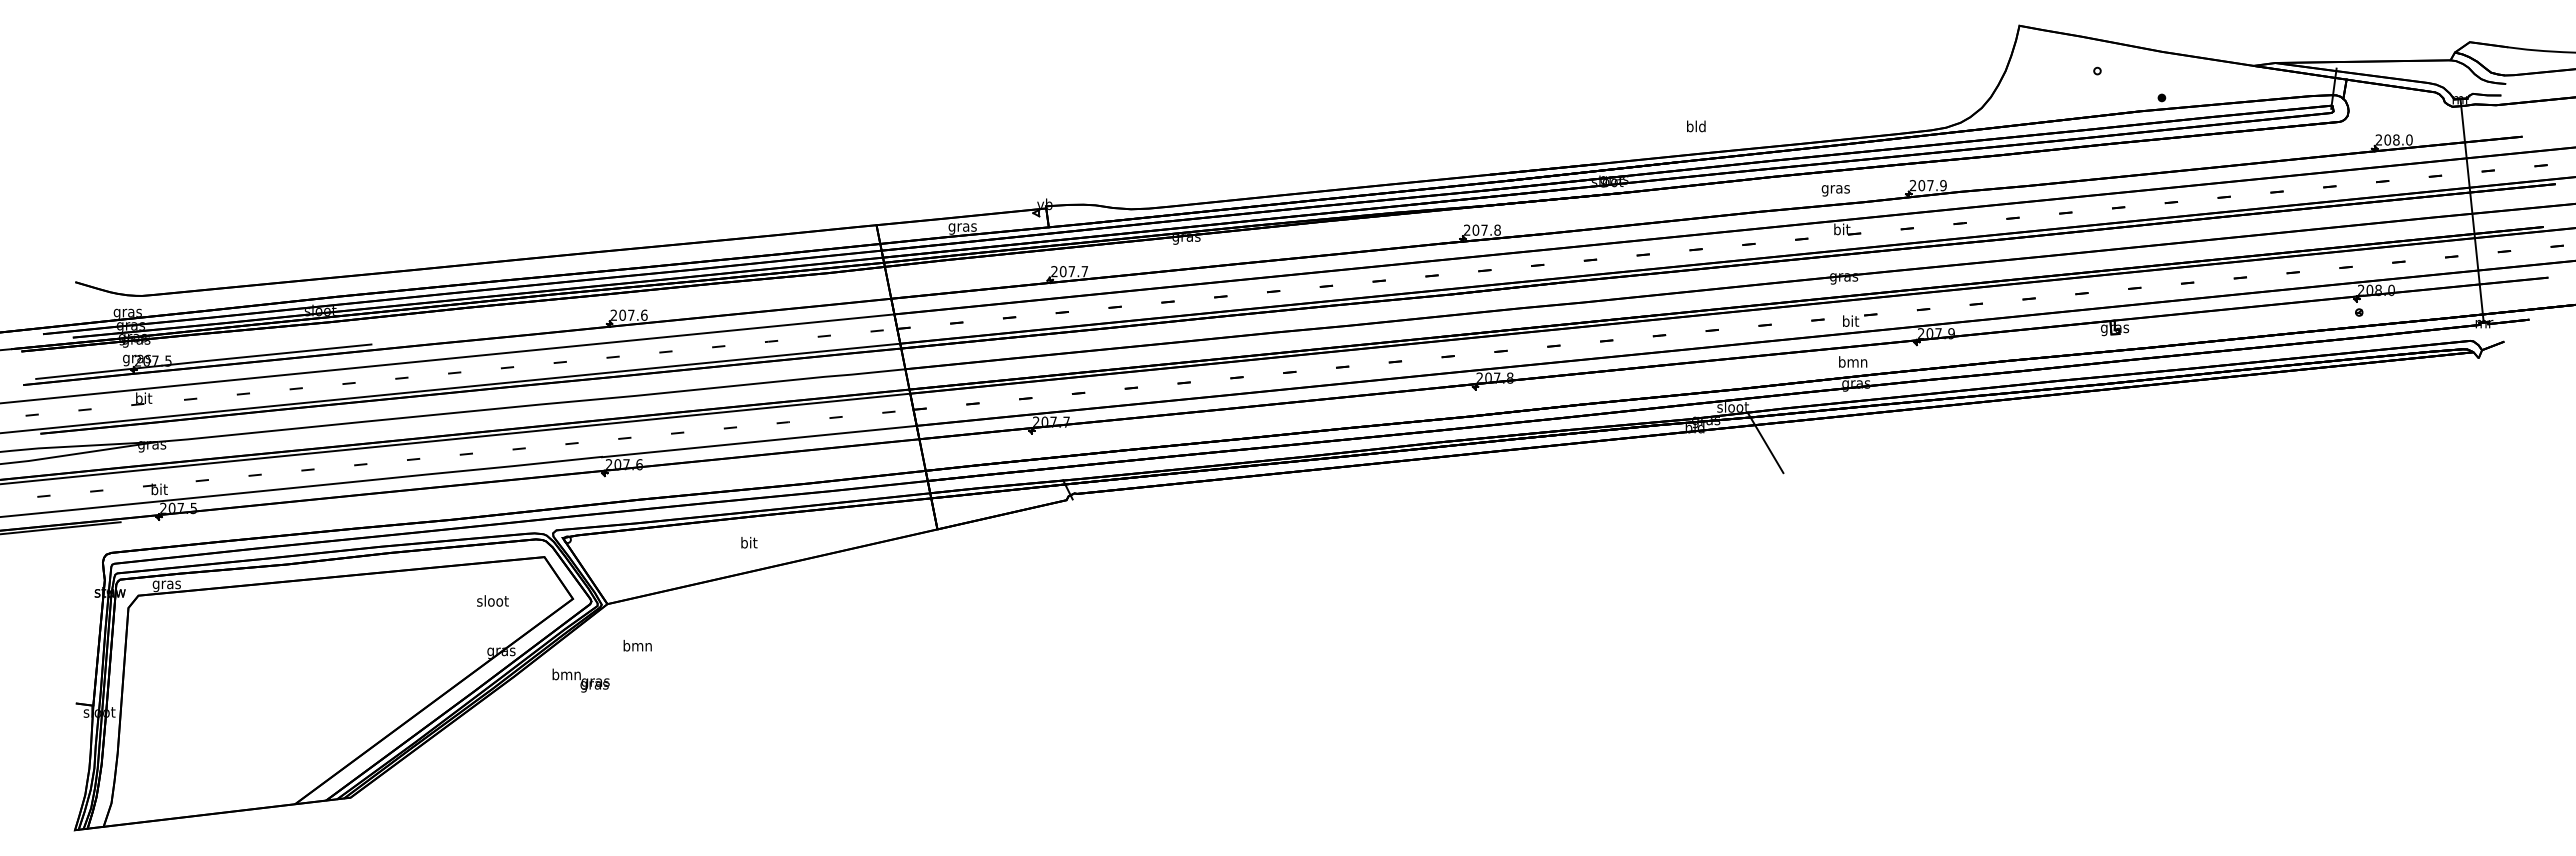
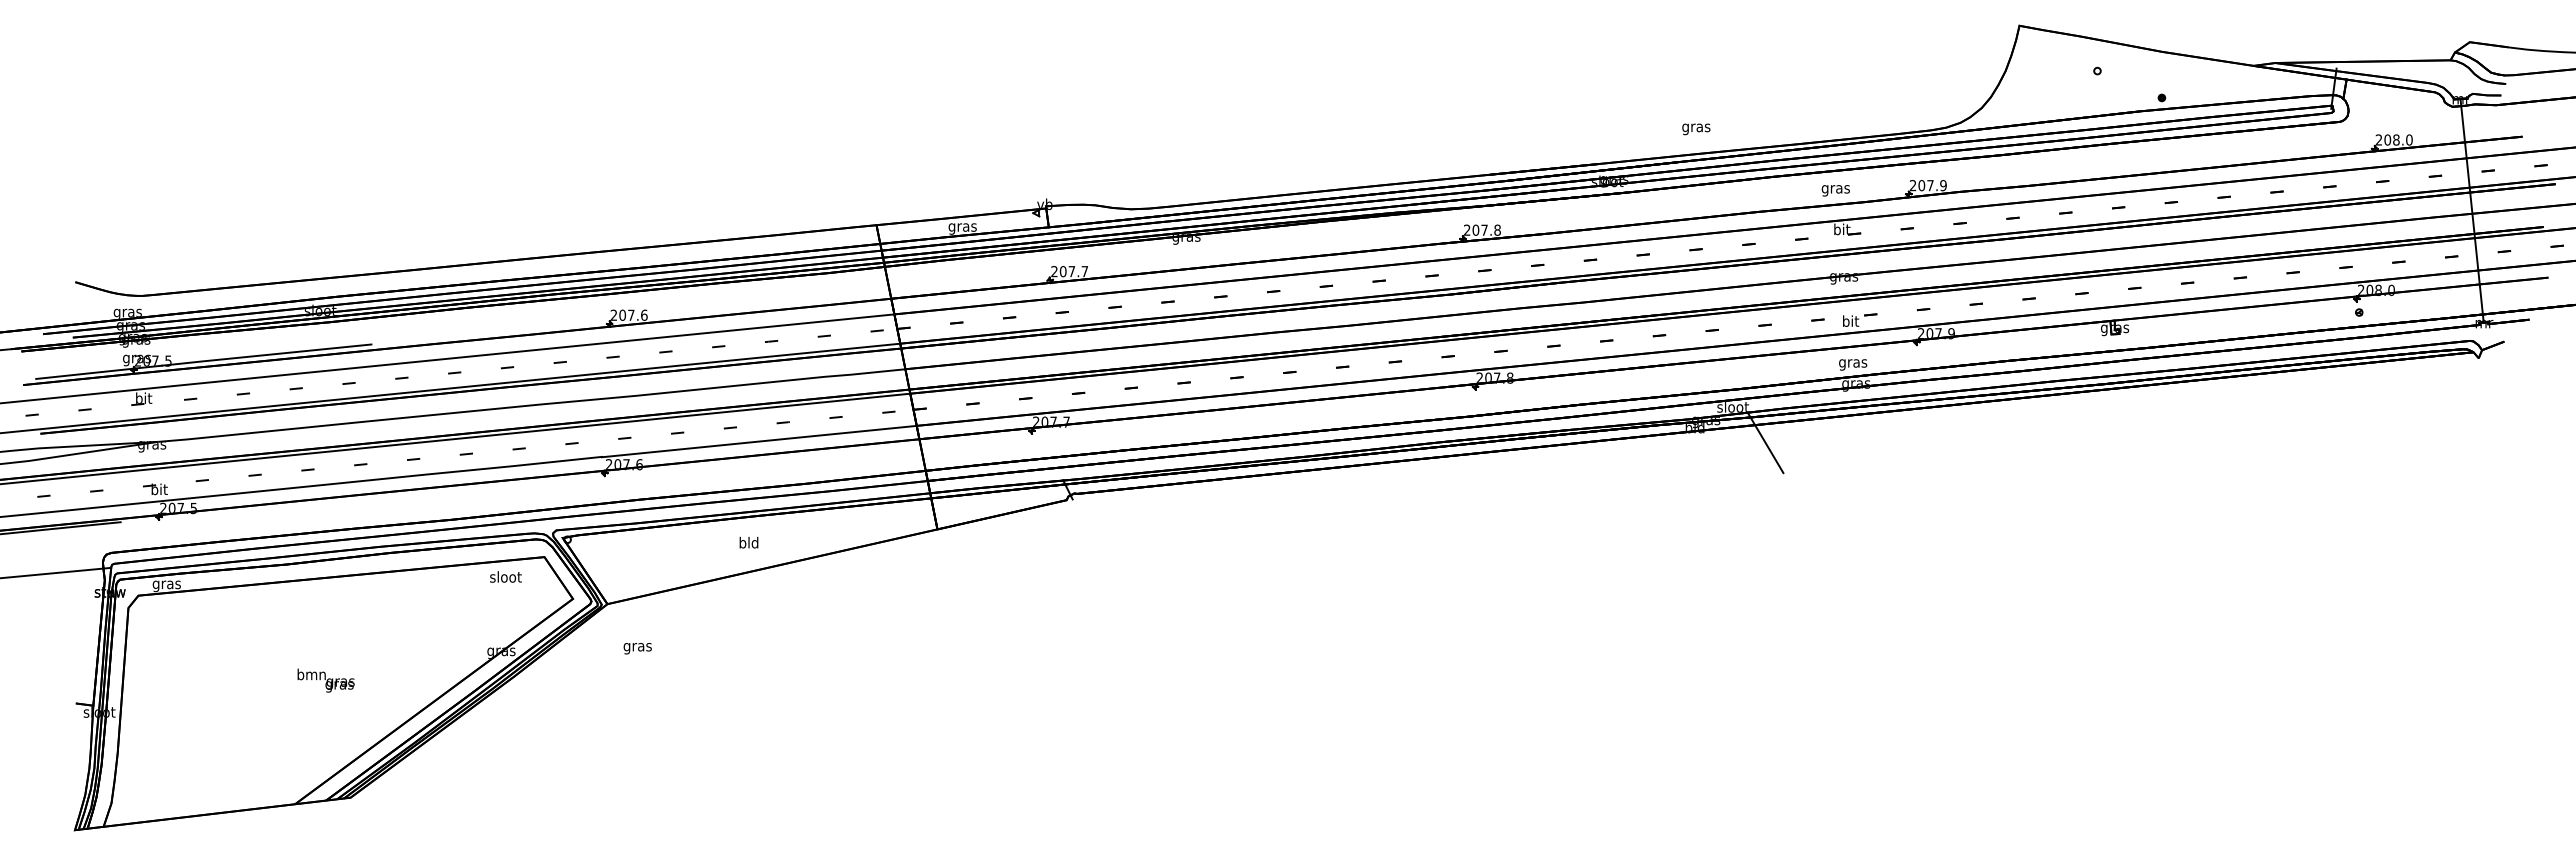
text: bld -> gras (1696, 127)
text: bmn -> gras (1853, 363)
text: bit -> bld (748, 542)
line: none -> present (56, 572)
text position: (492, 600) -> (505, 576) (505, 576)
text: bmn -> gras (637, 646)
text position: (580, 680) -> (325, 680) (325, 680)
